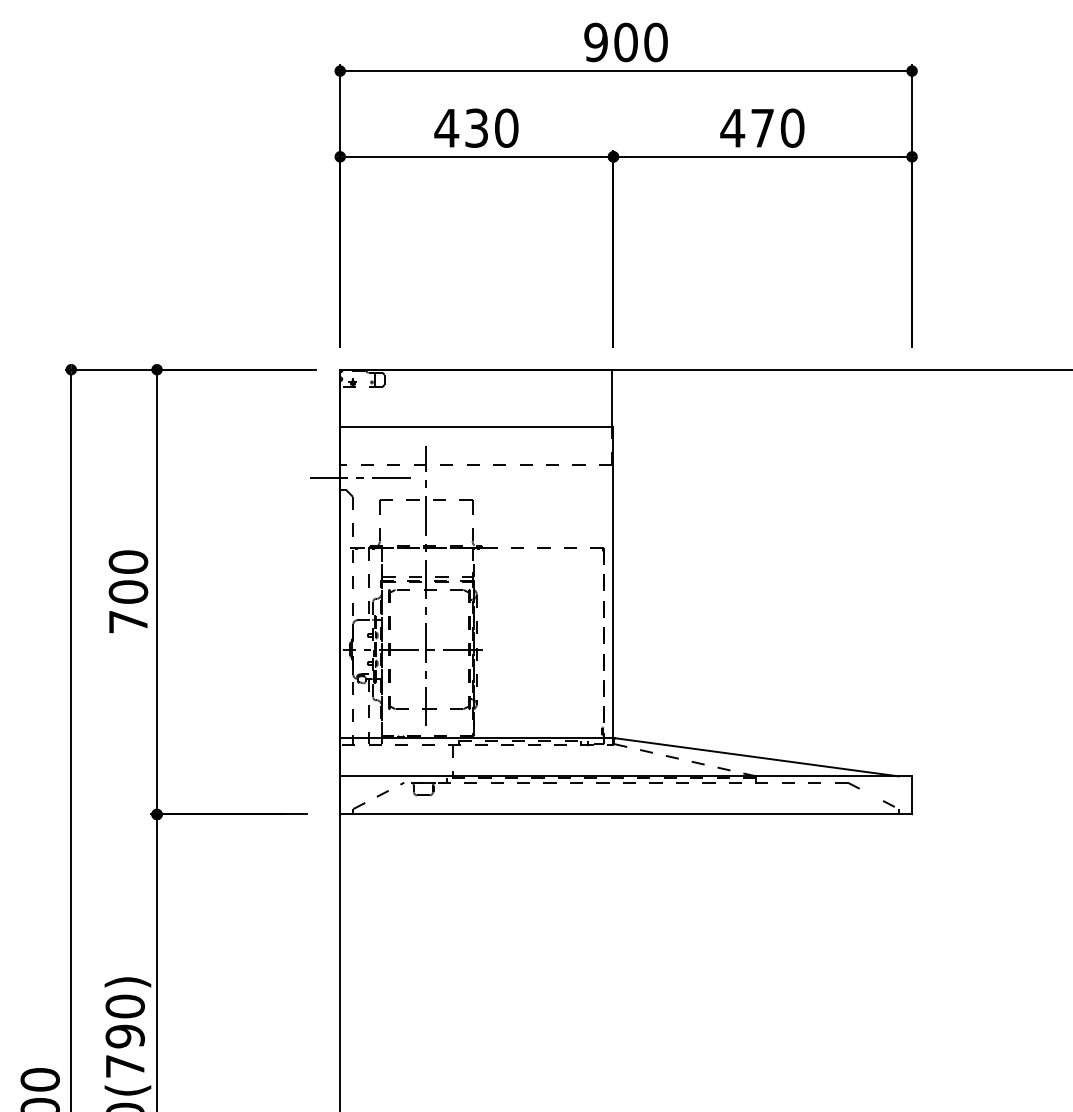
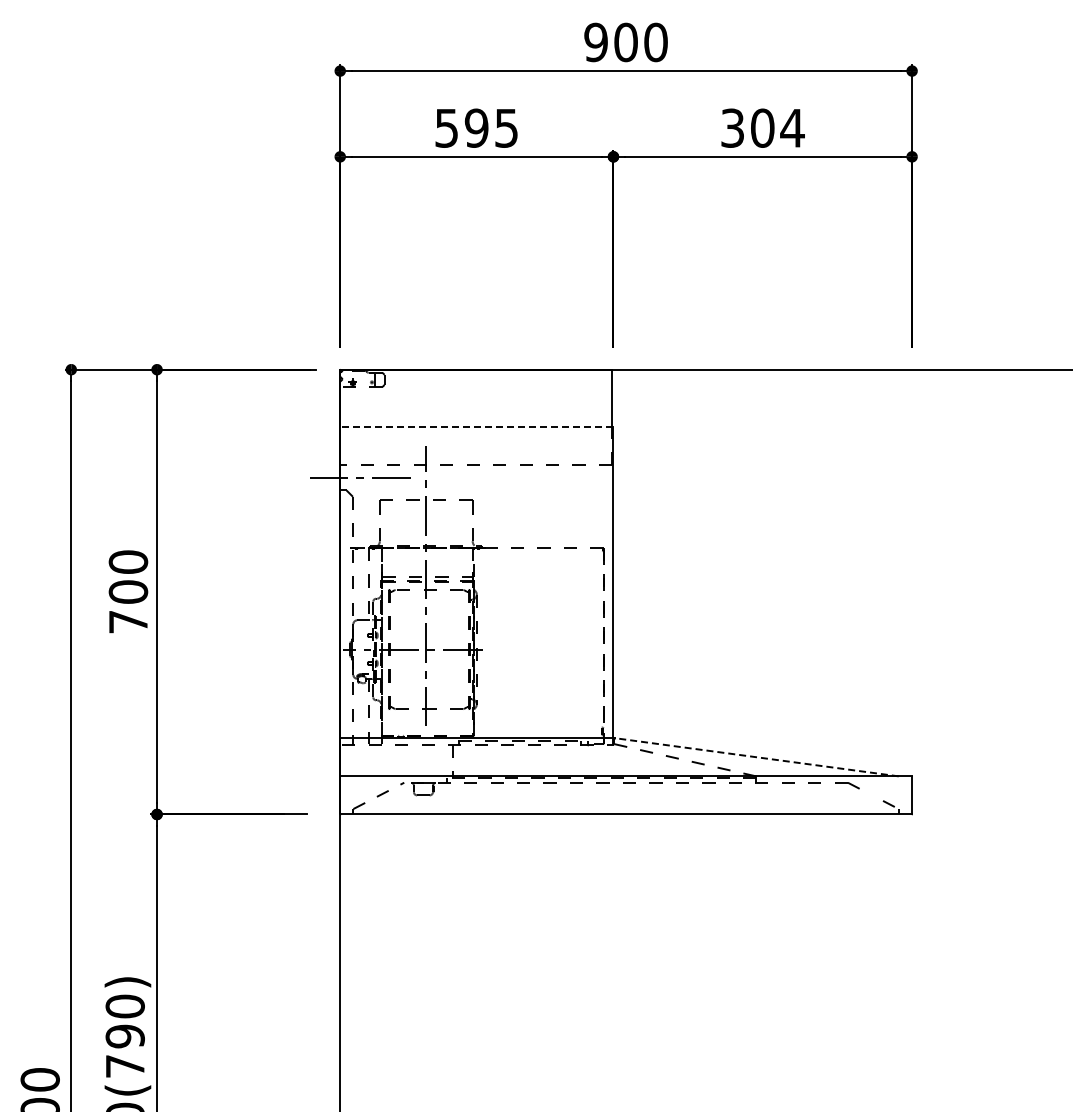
text: 430 -> 595 (476, 127)
text: 470 -> 304 (762, 127)
line: solid -> dashed (476, 426)
line: solid -> dashed (757, 757)
